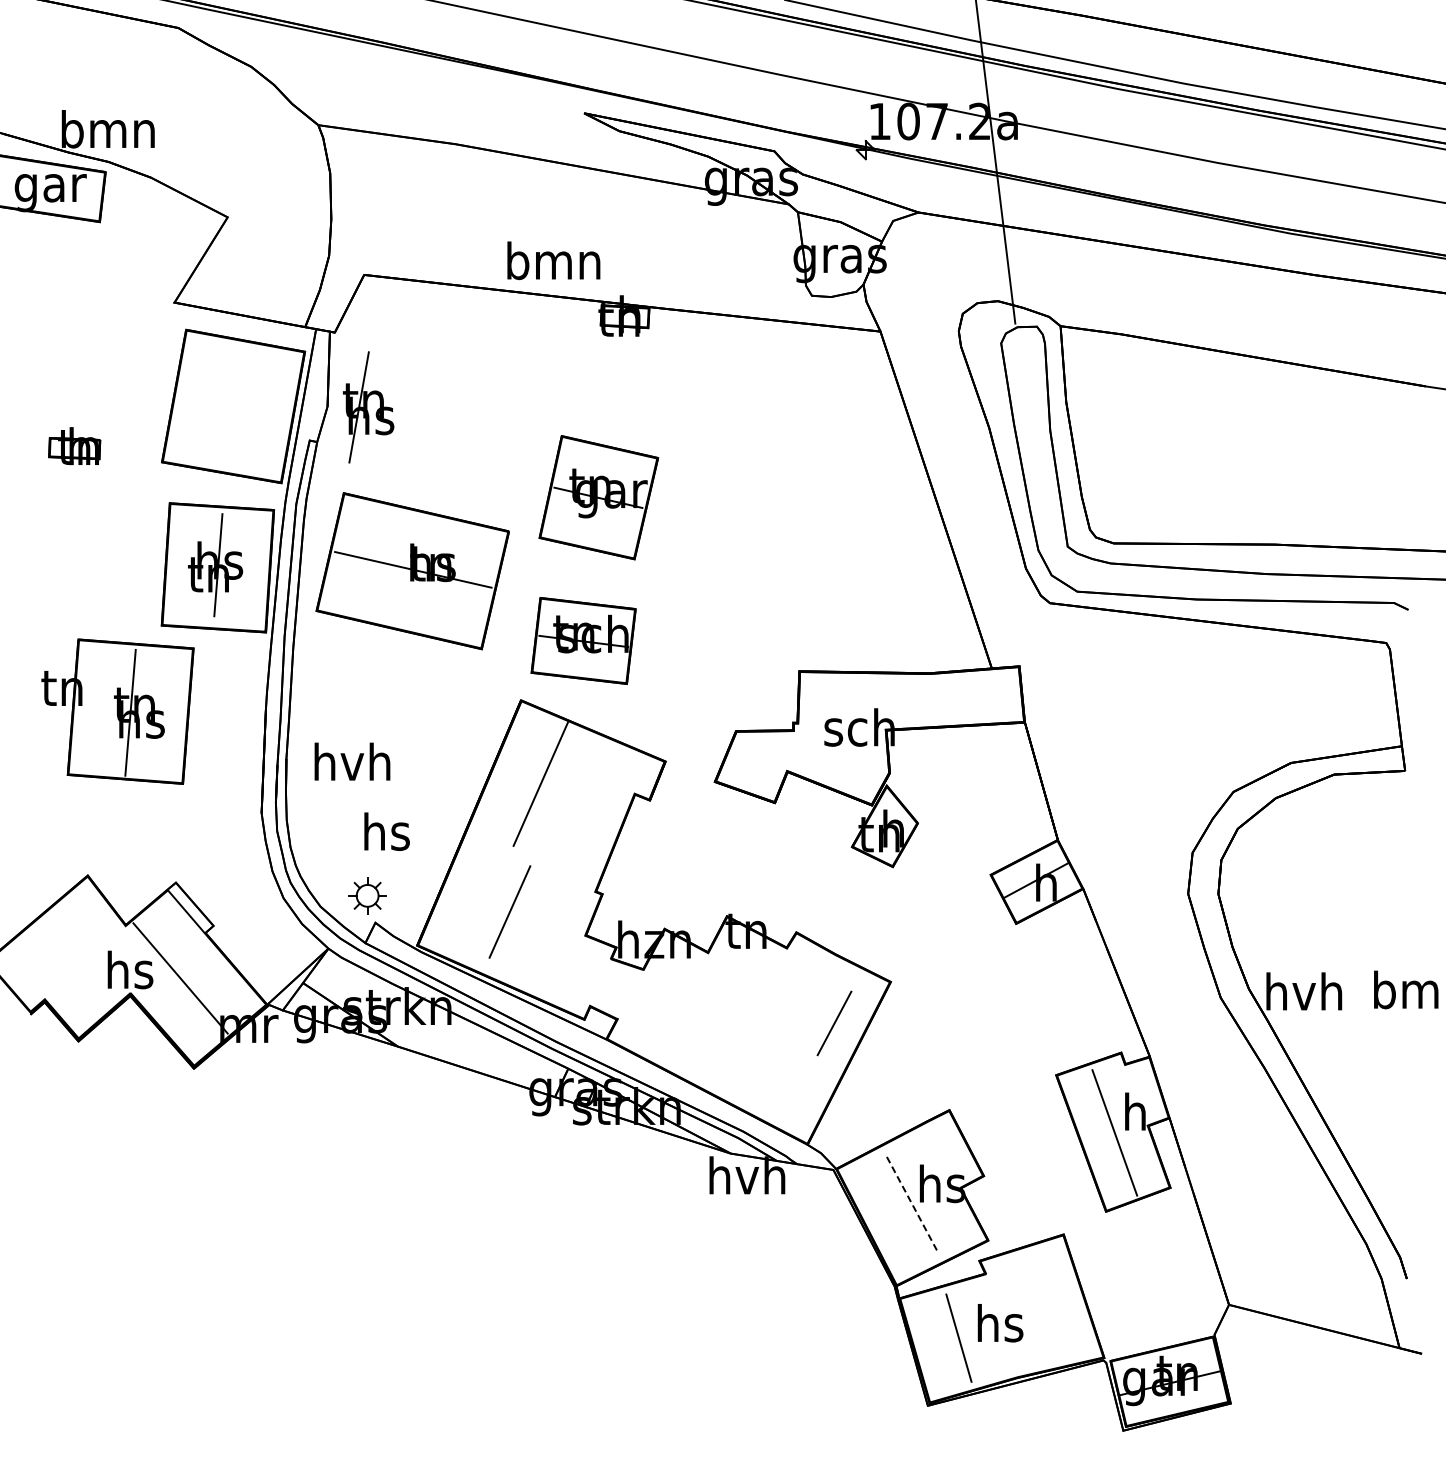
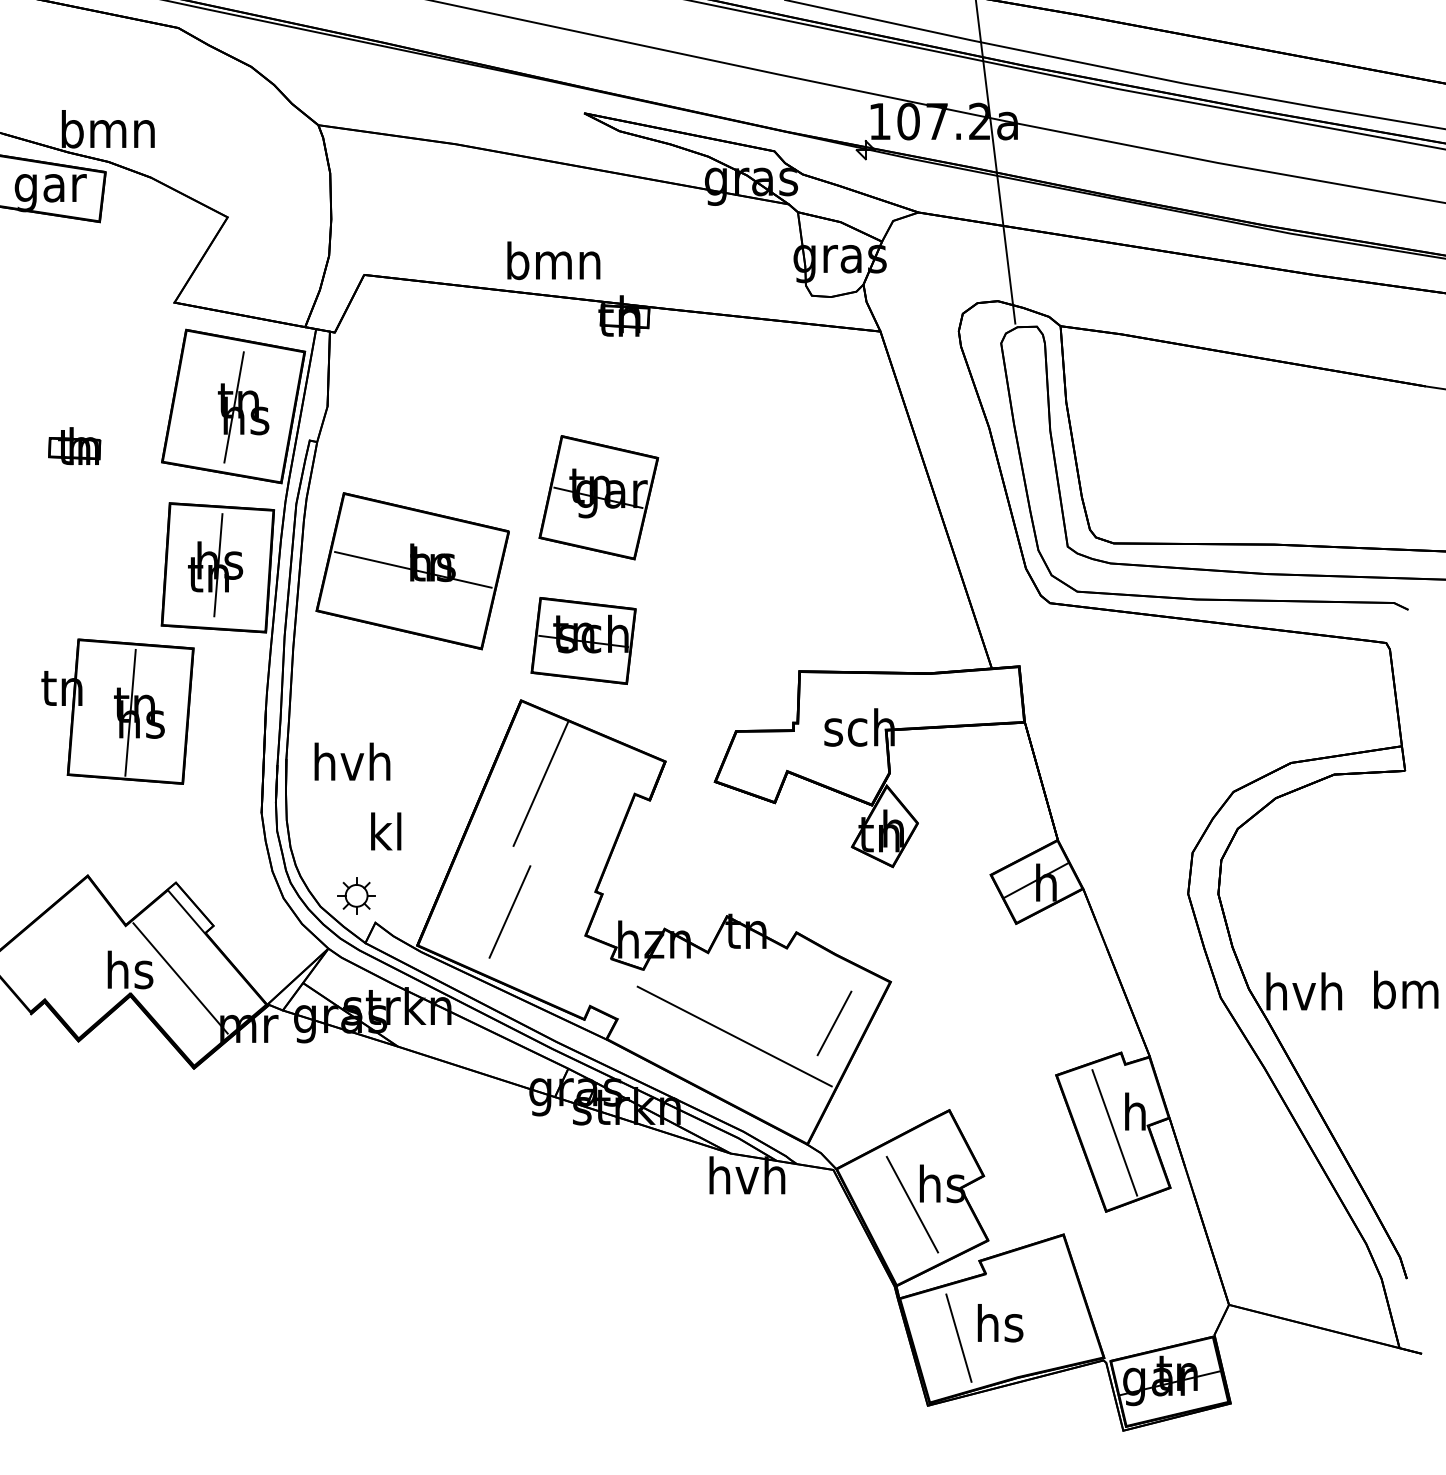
part position: (368, 407) -> (243, 407) (243, 407)
text: hs -> kl (386, 831)
part position: (367, 895) -> (356, 895) (356, 895)
line: none -> present (734, 1036)
line: dashed -> solid (912, 1205)
